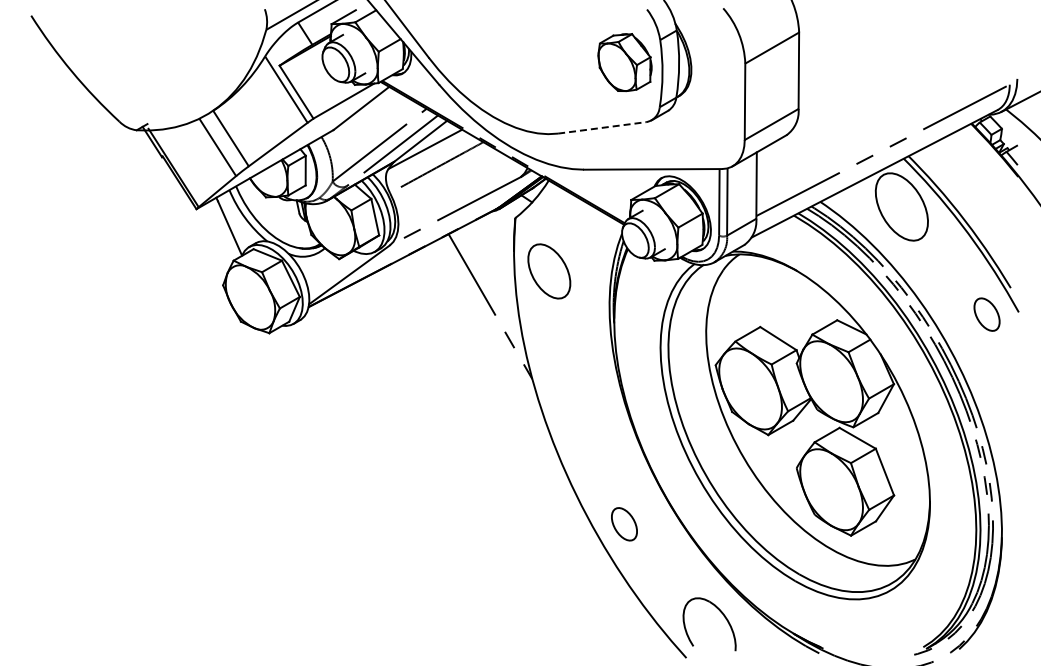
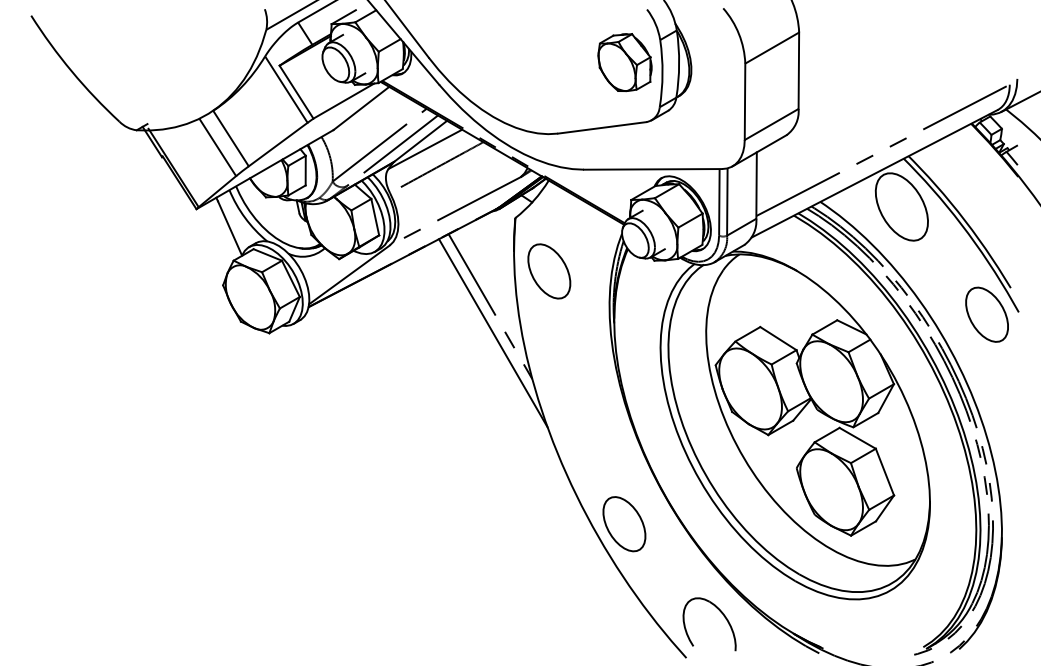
line: dashed -> solid (602, 127)
part size: 28x35 px -> 44x57 px (986, 314)
line: none -> present (493, 333)
part size: 27x35 px -> 45x57 px (624, 524)
